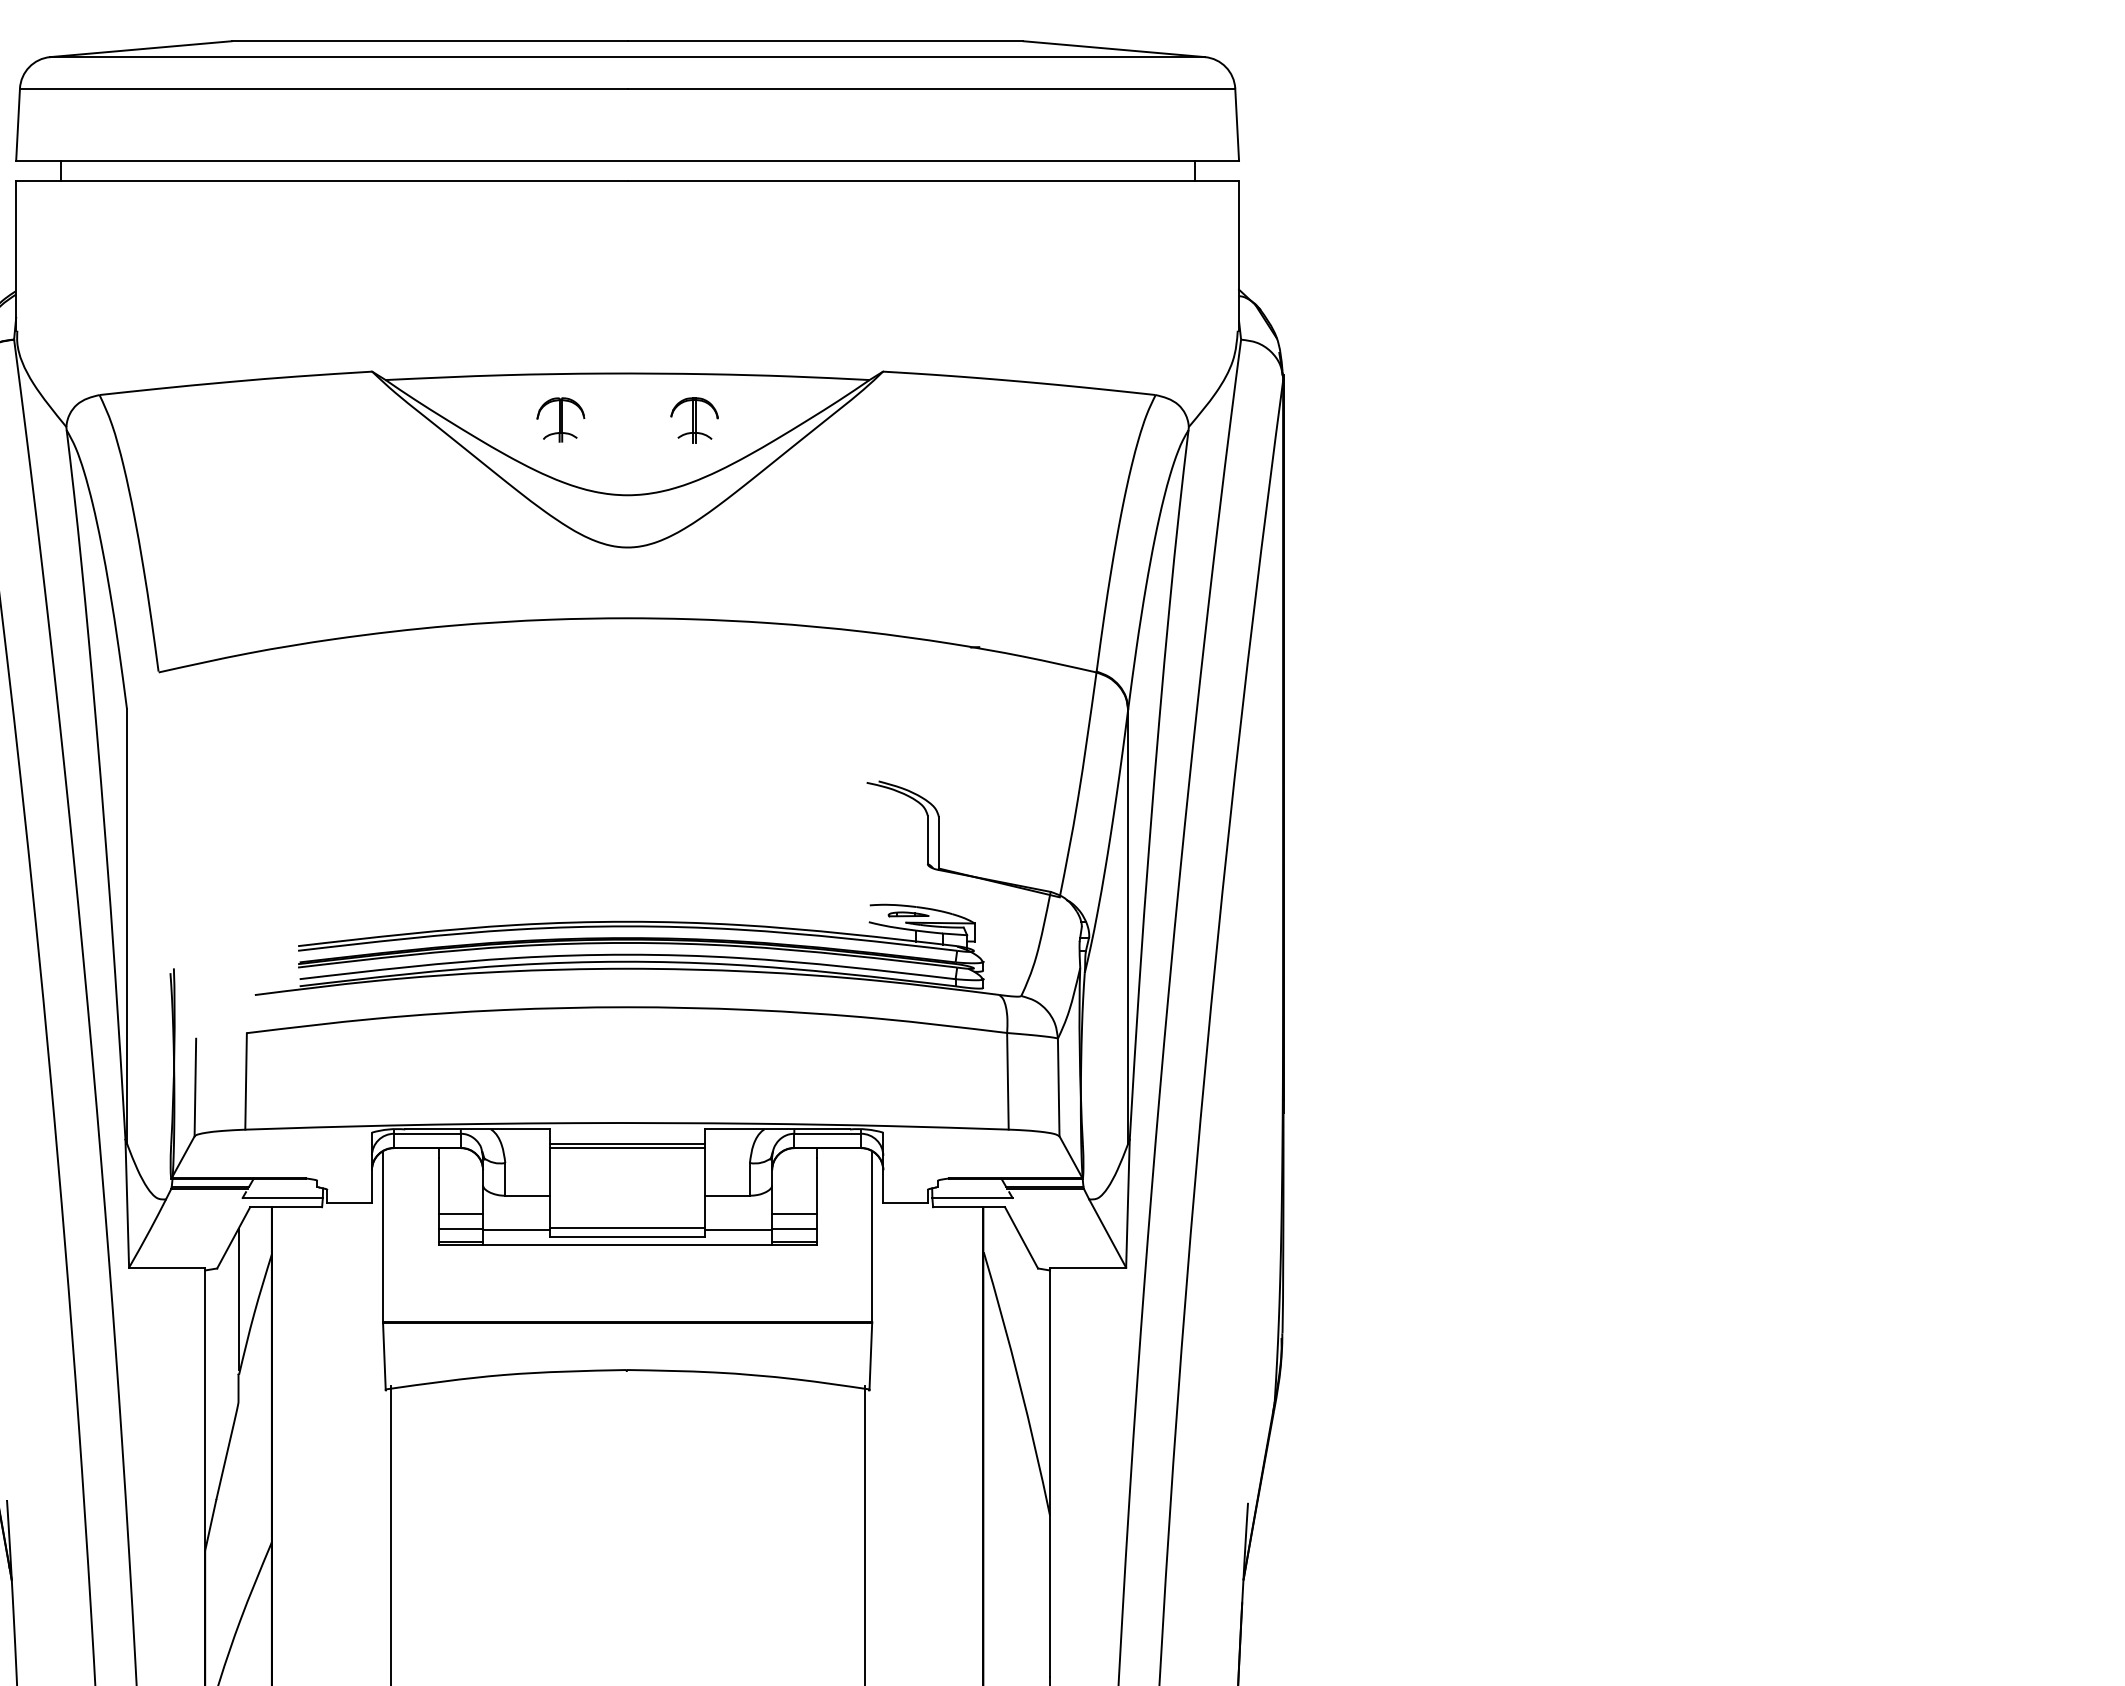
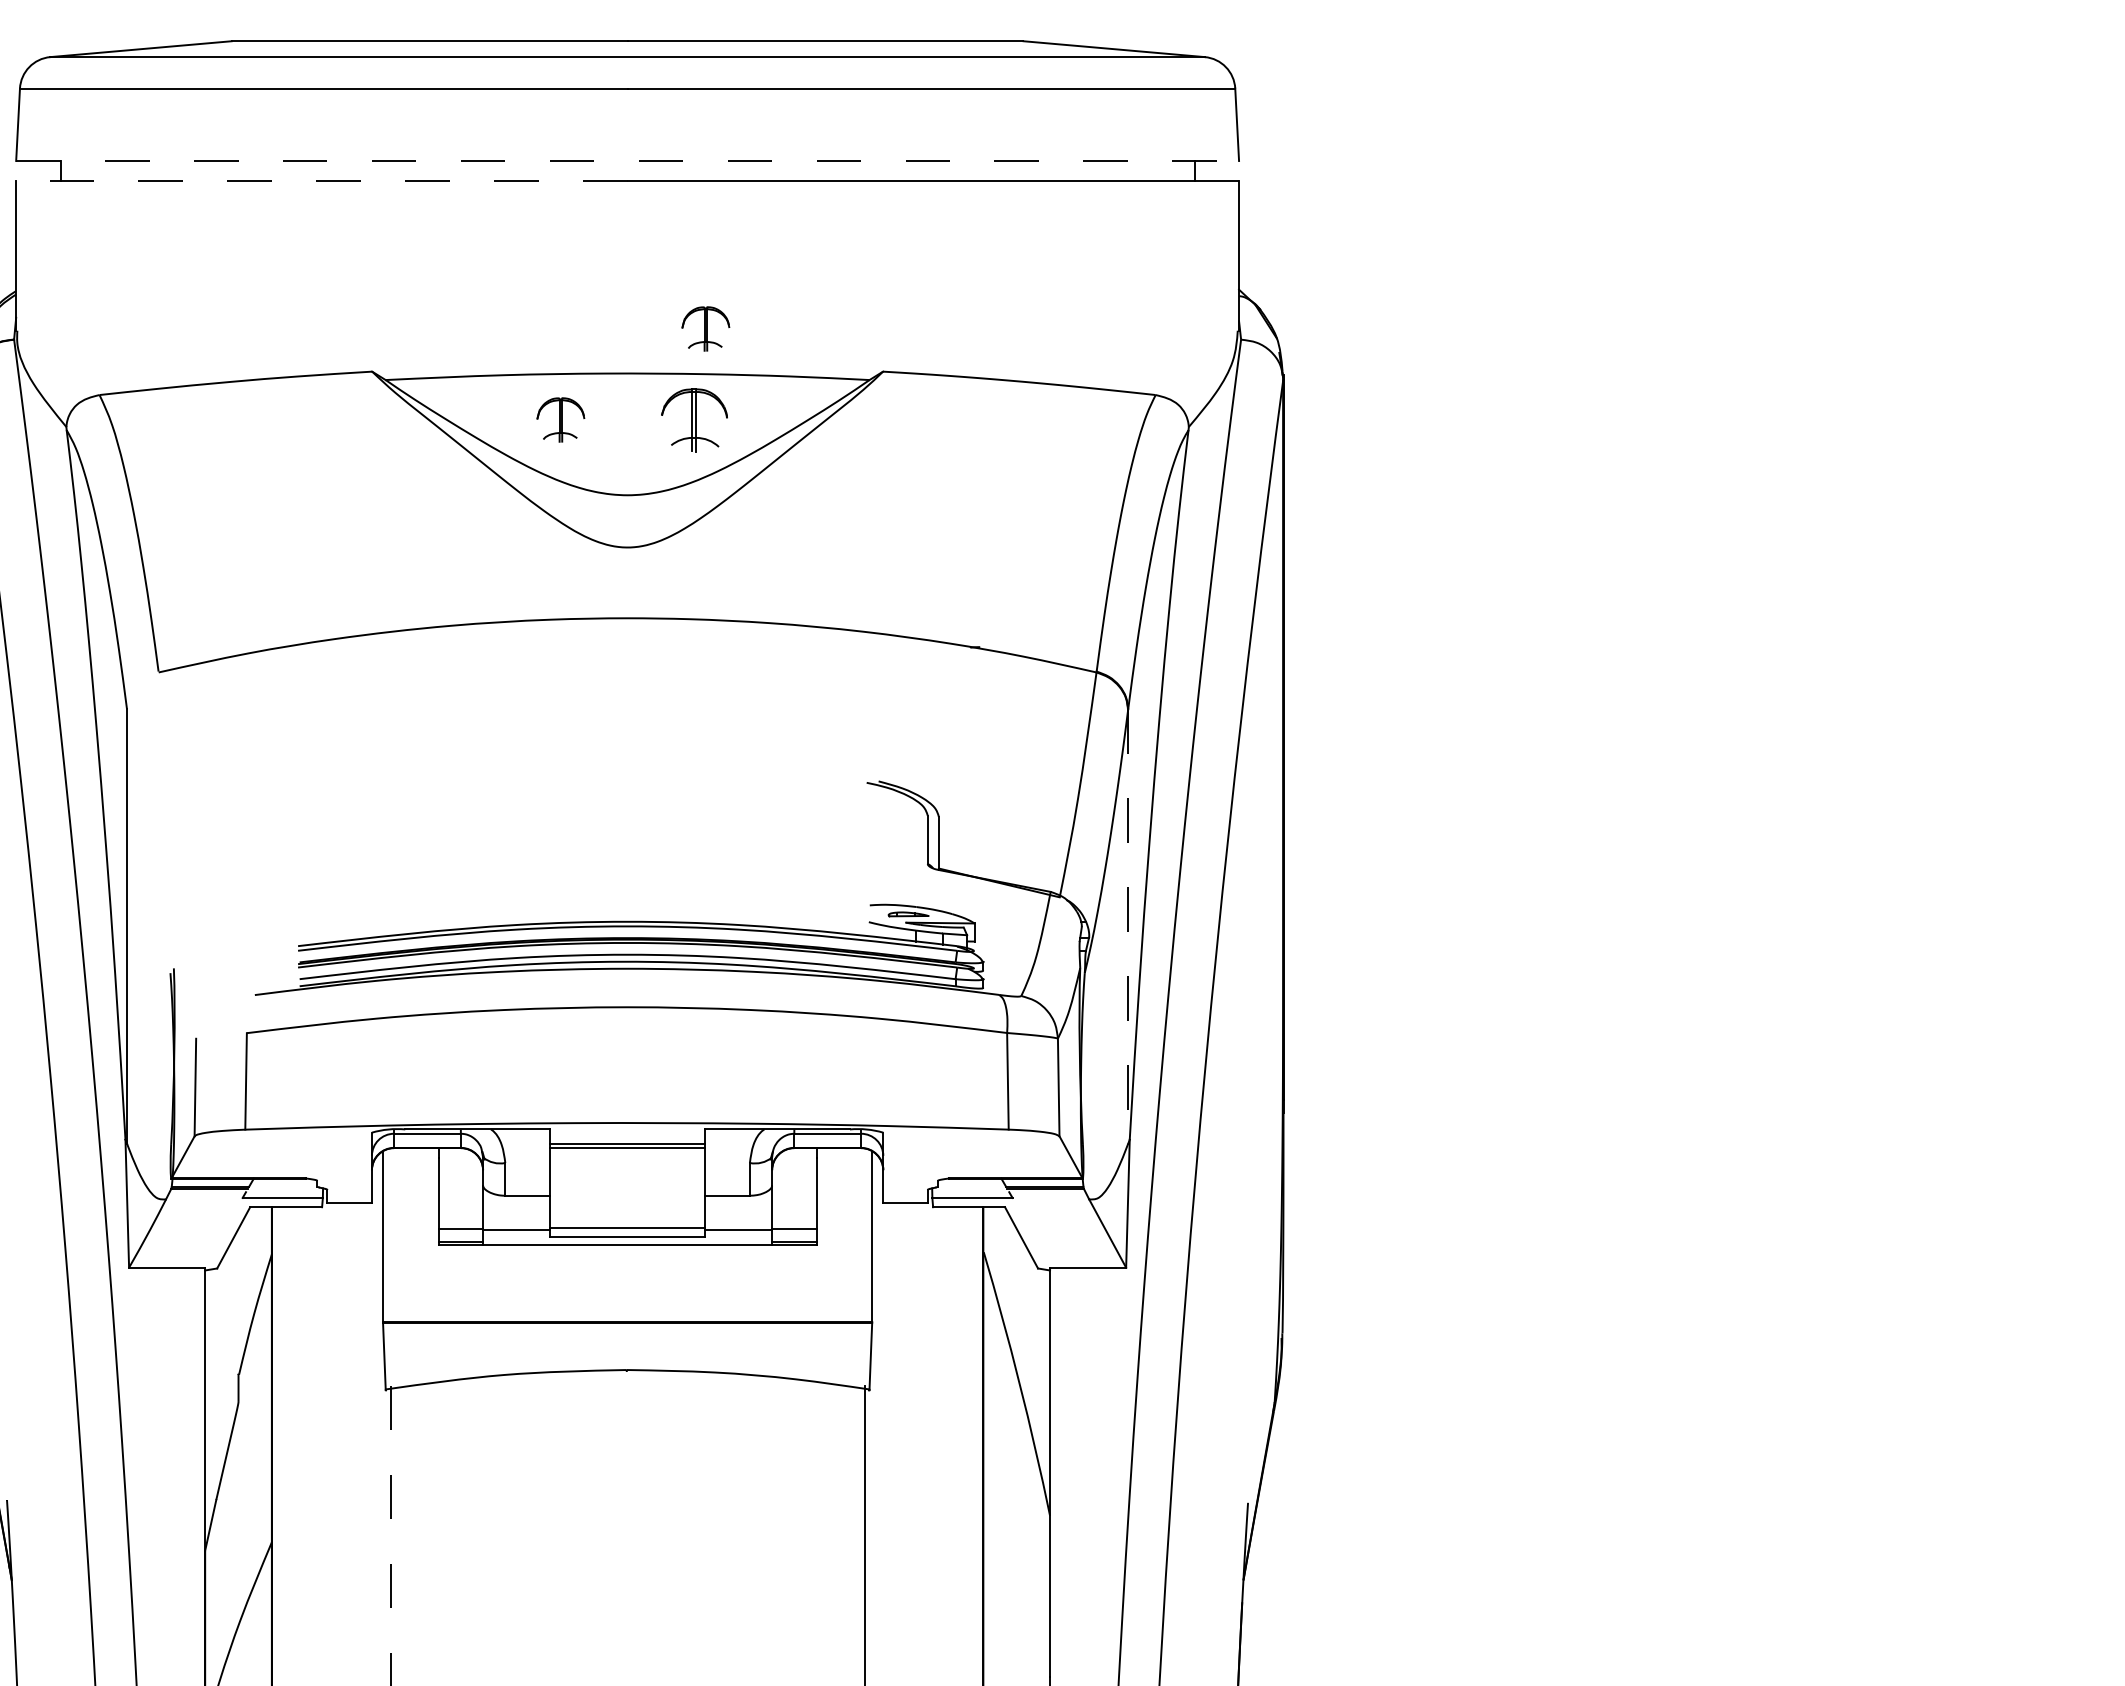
line: solid -> dashed (628, 160)
line: solid -> dashed (321, 181)
part: none -> present (705, 328)
part size: 49x47 px -> 67x65 px (694, 420)
line: solid -> dashed (1128, 927)
line: present -> none (460, 1214)
line: present -> none (794, 1214)
line: present -> none (238, 1298)
line: solid -> dashed (390, 1536)
